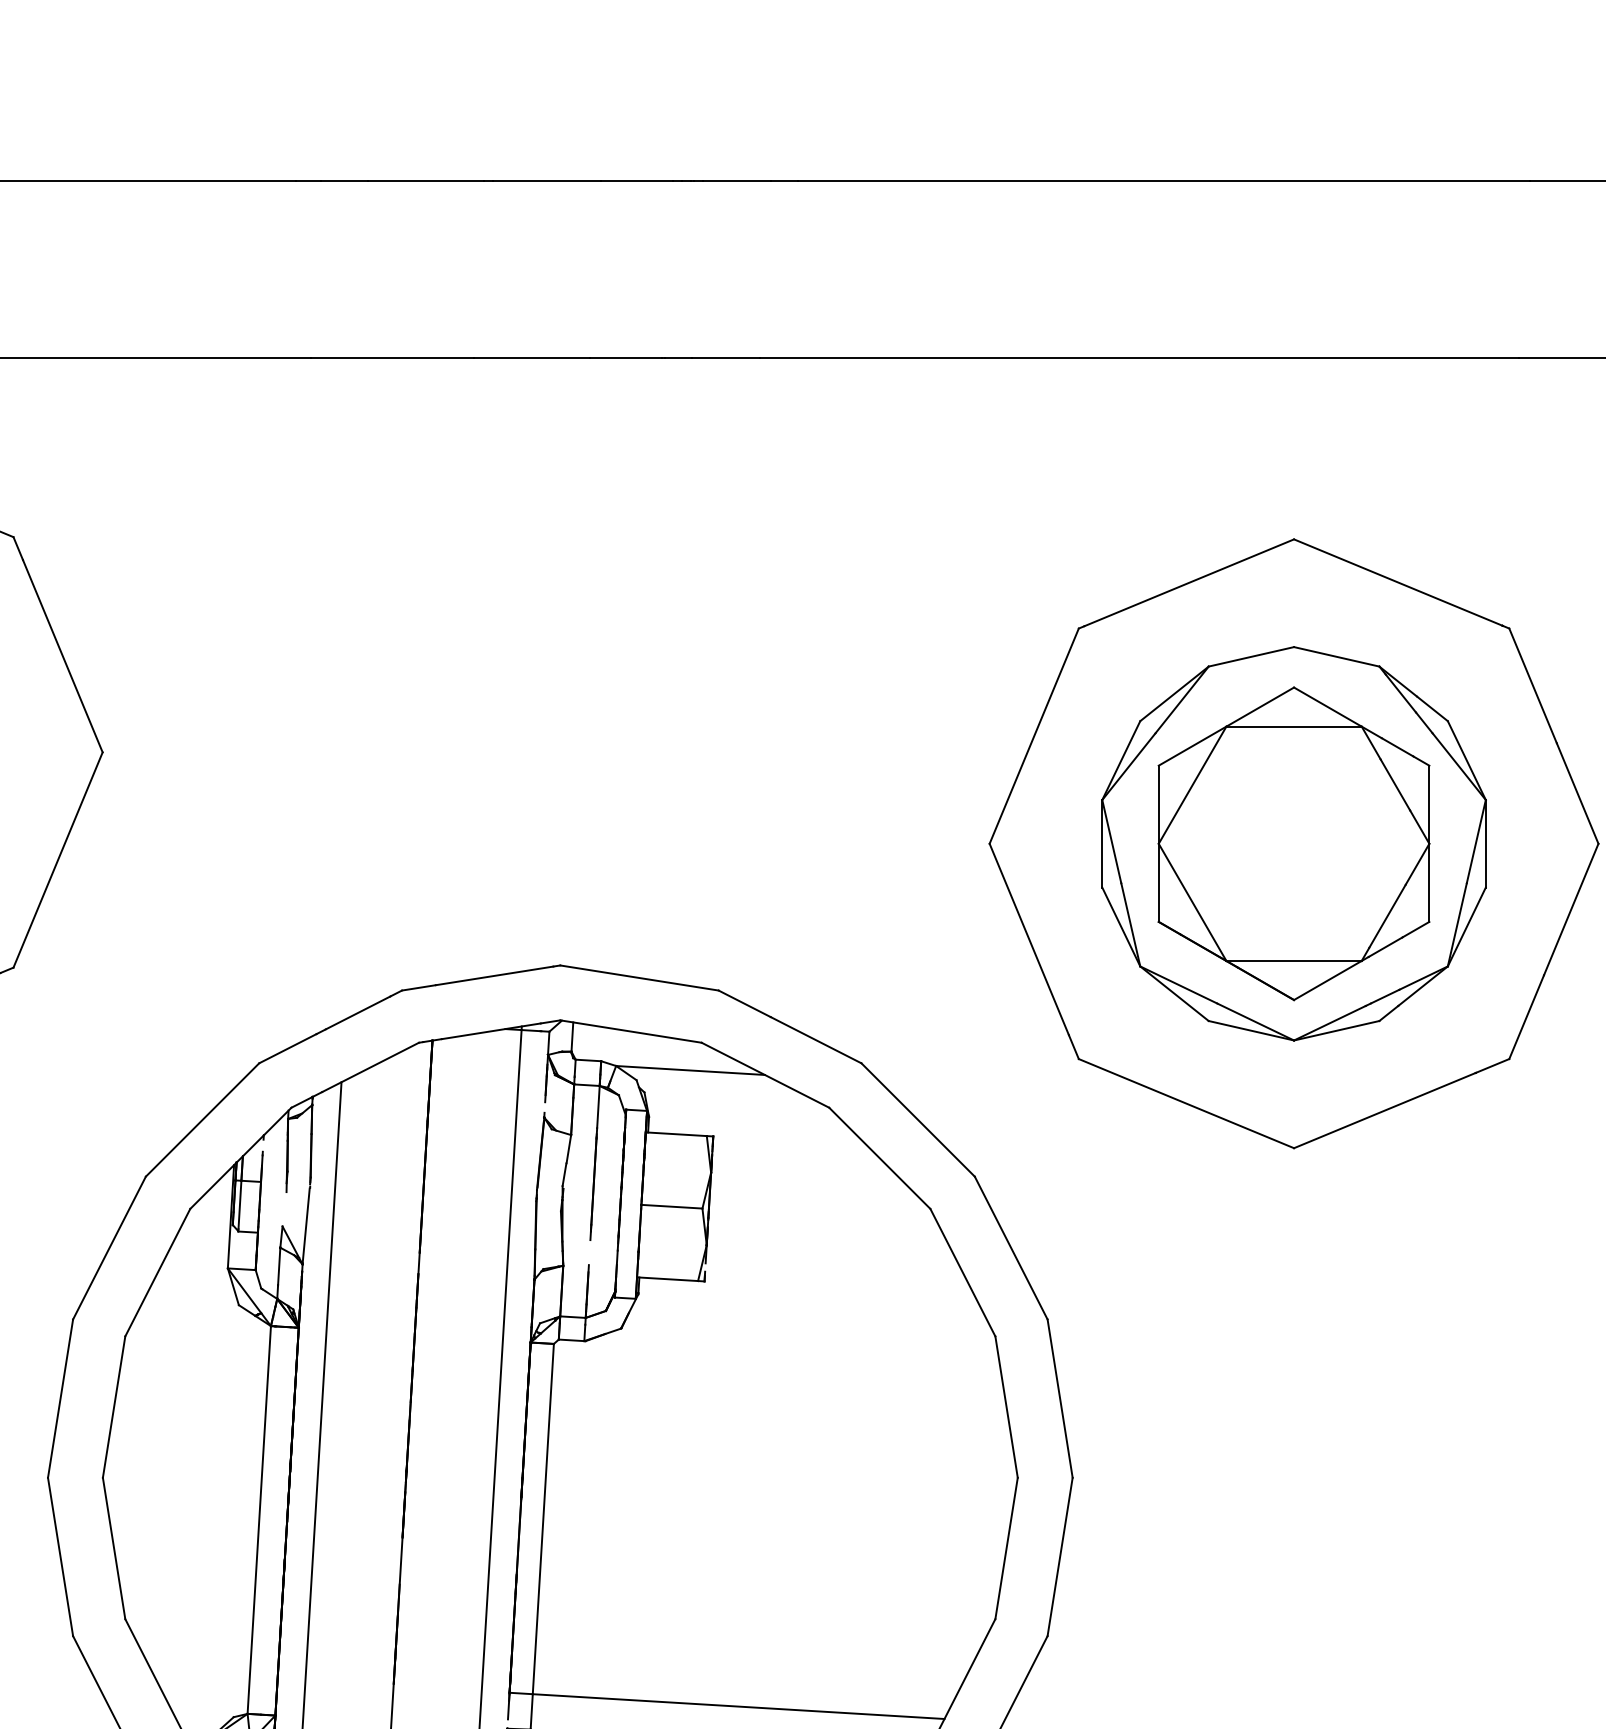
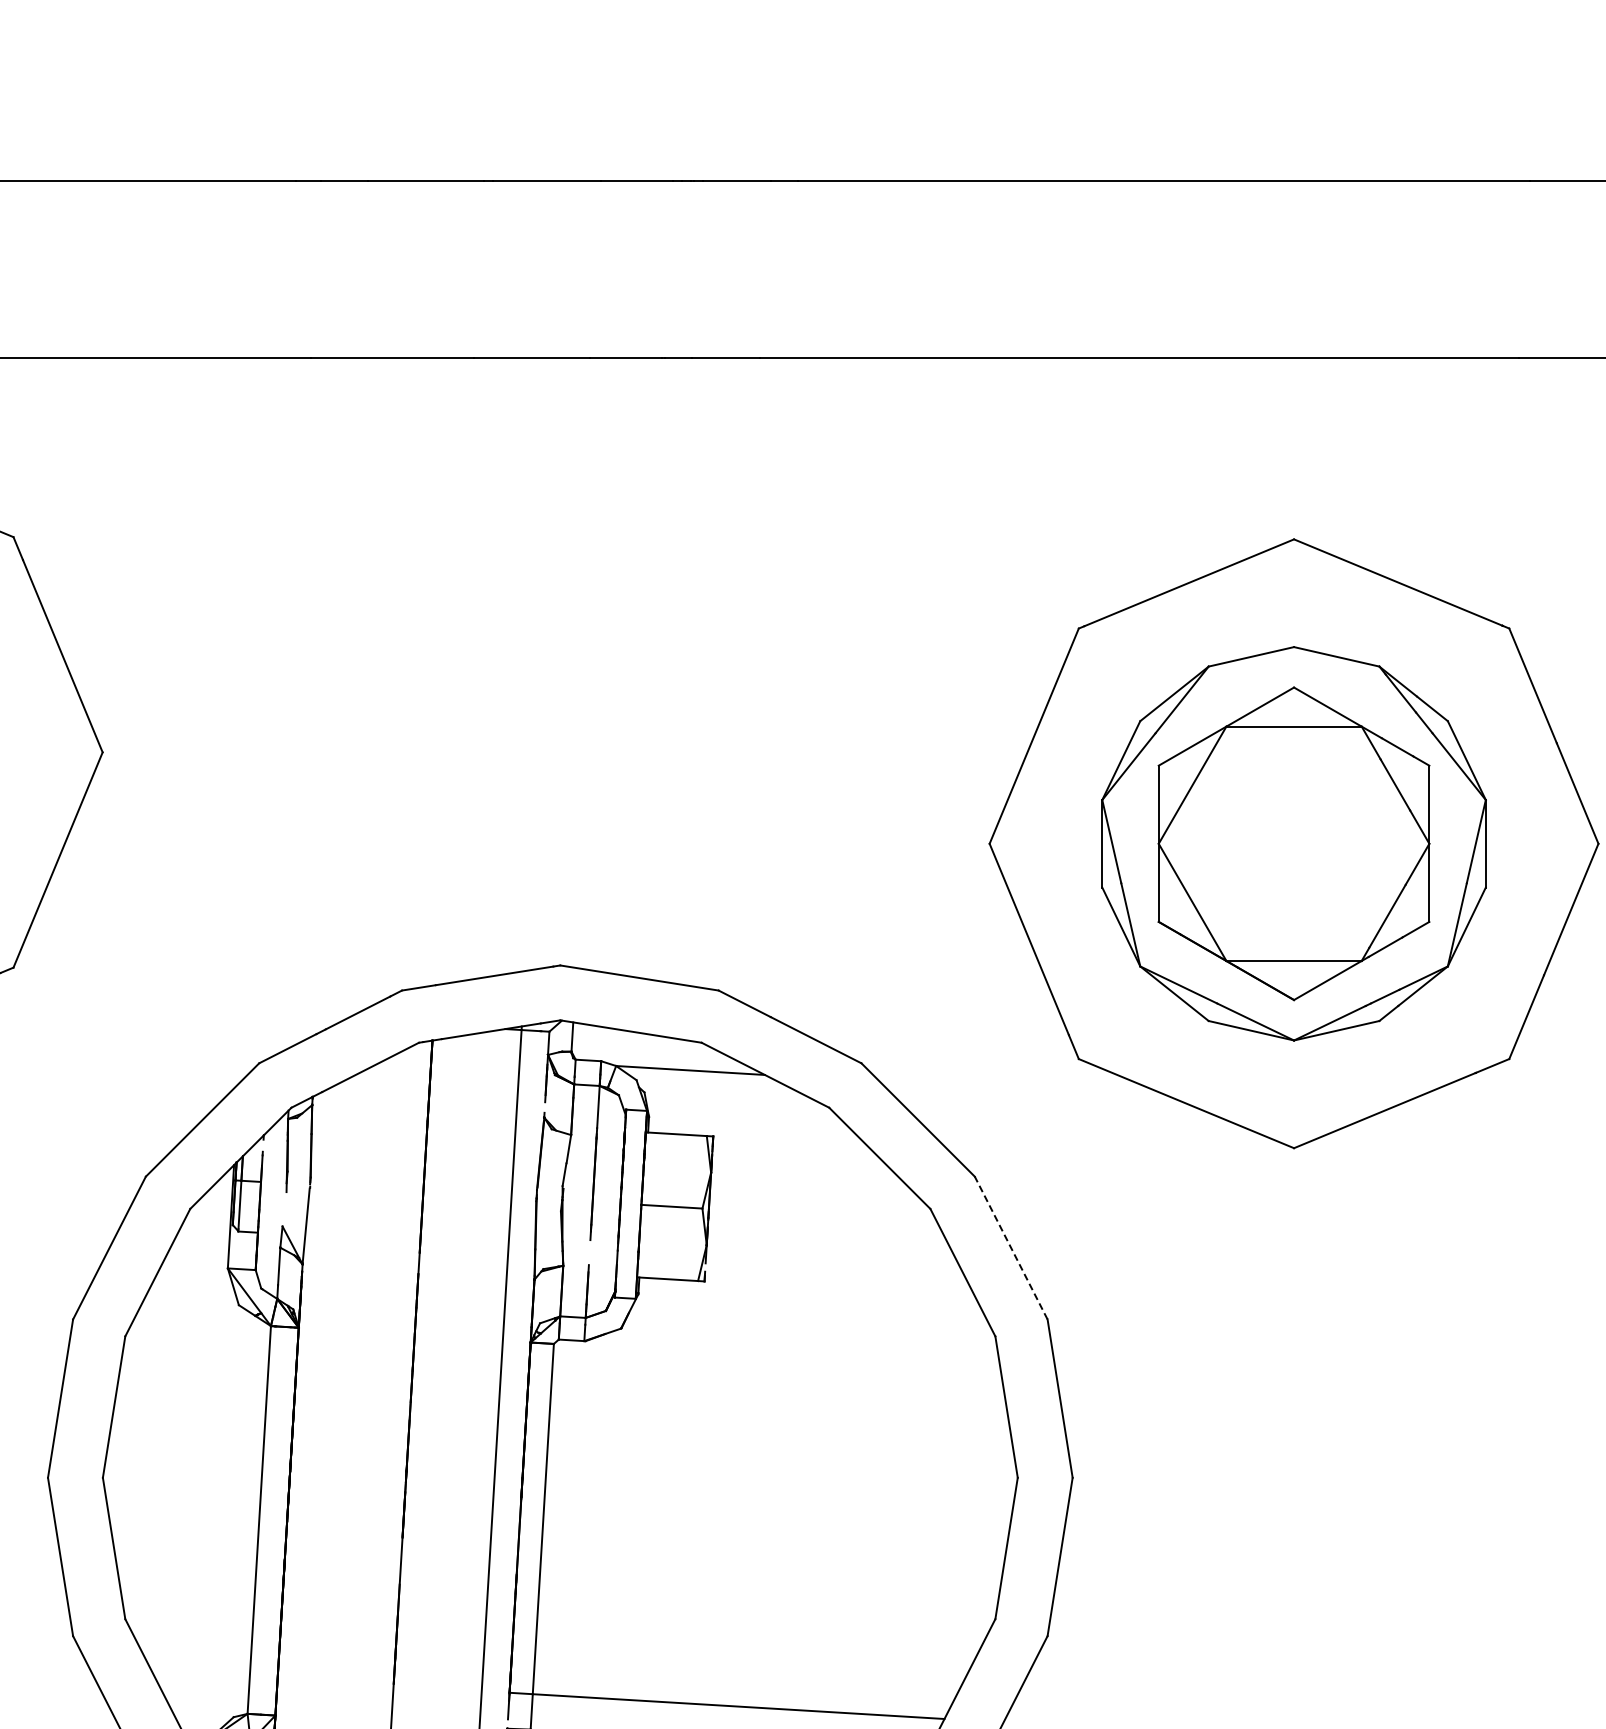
line: solid -> dashed (1010, 1247)
line: present -> none (321, 1403)
